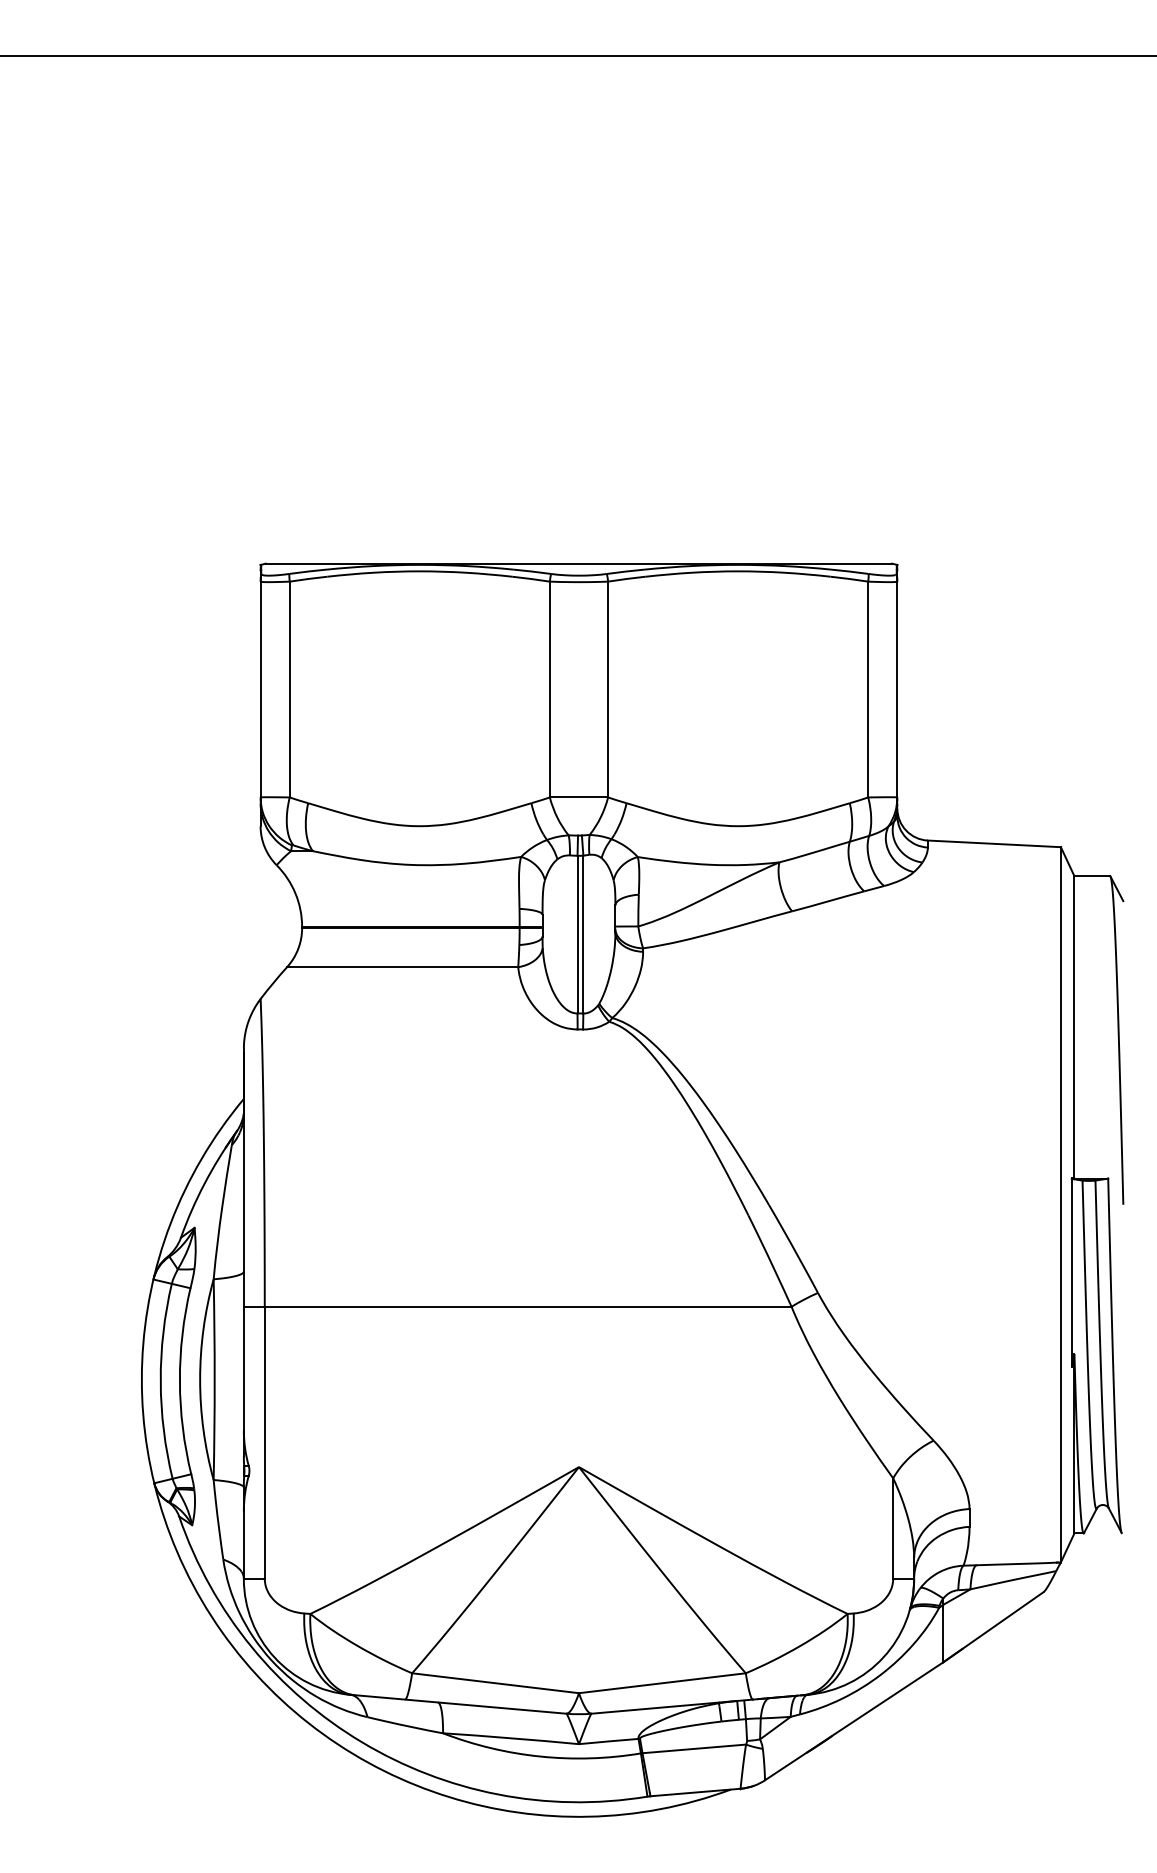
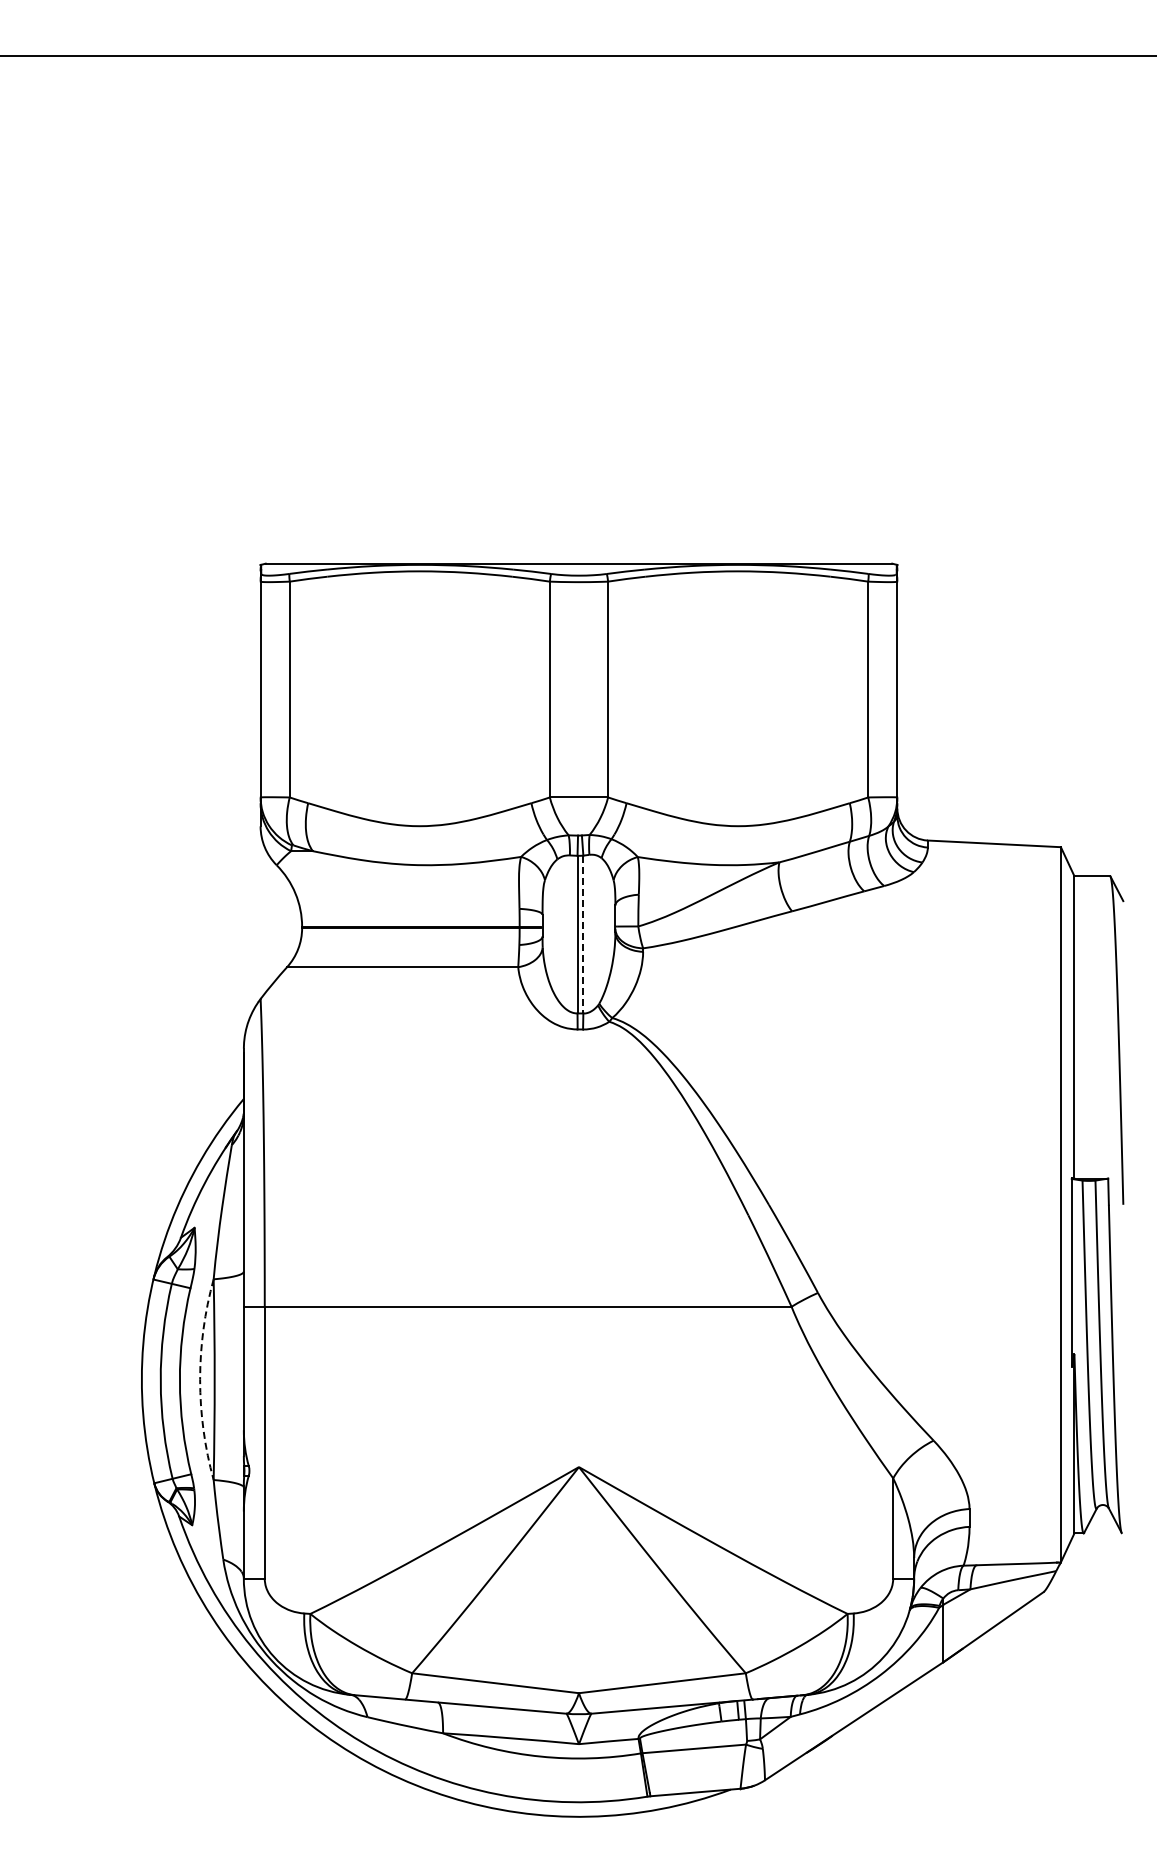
line: solid -> dashed (583, 934)
arc: solid -> dashed (200, 1379)
